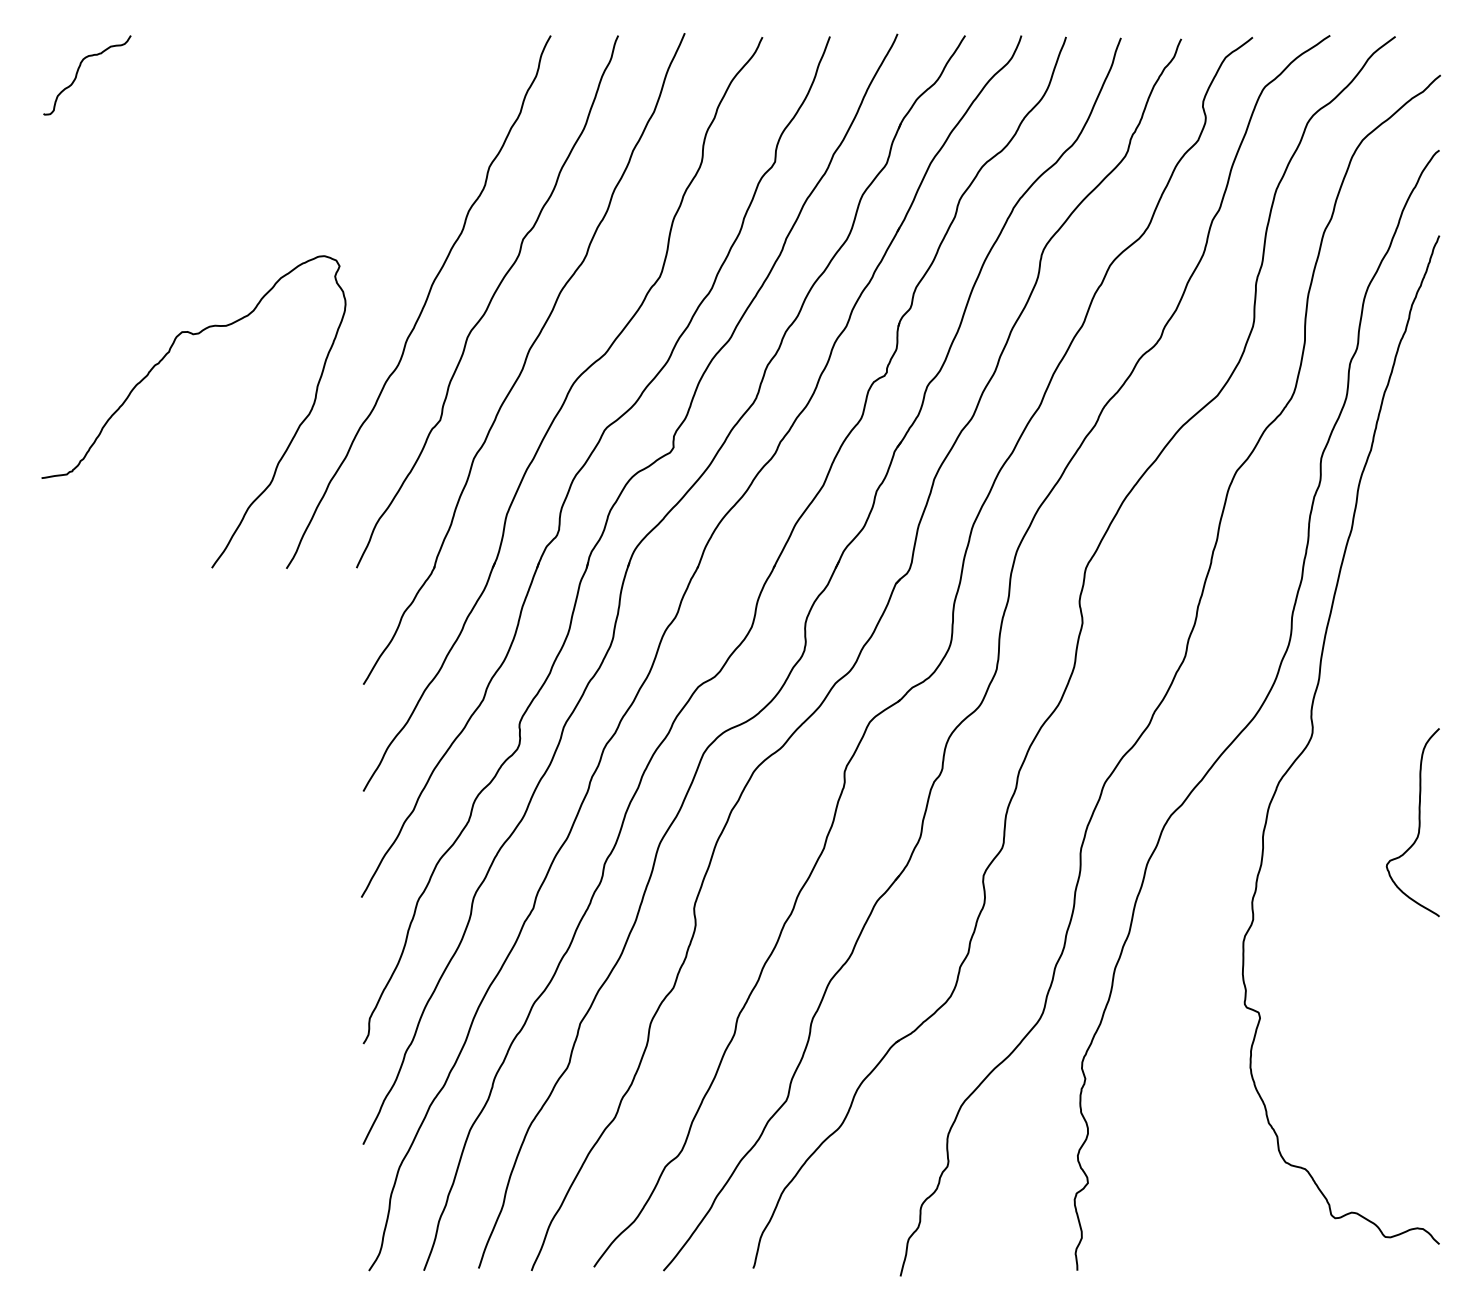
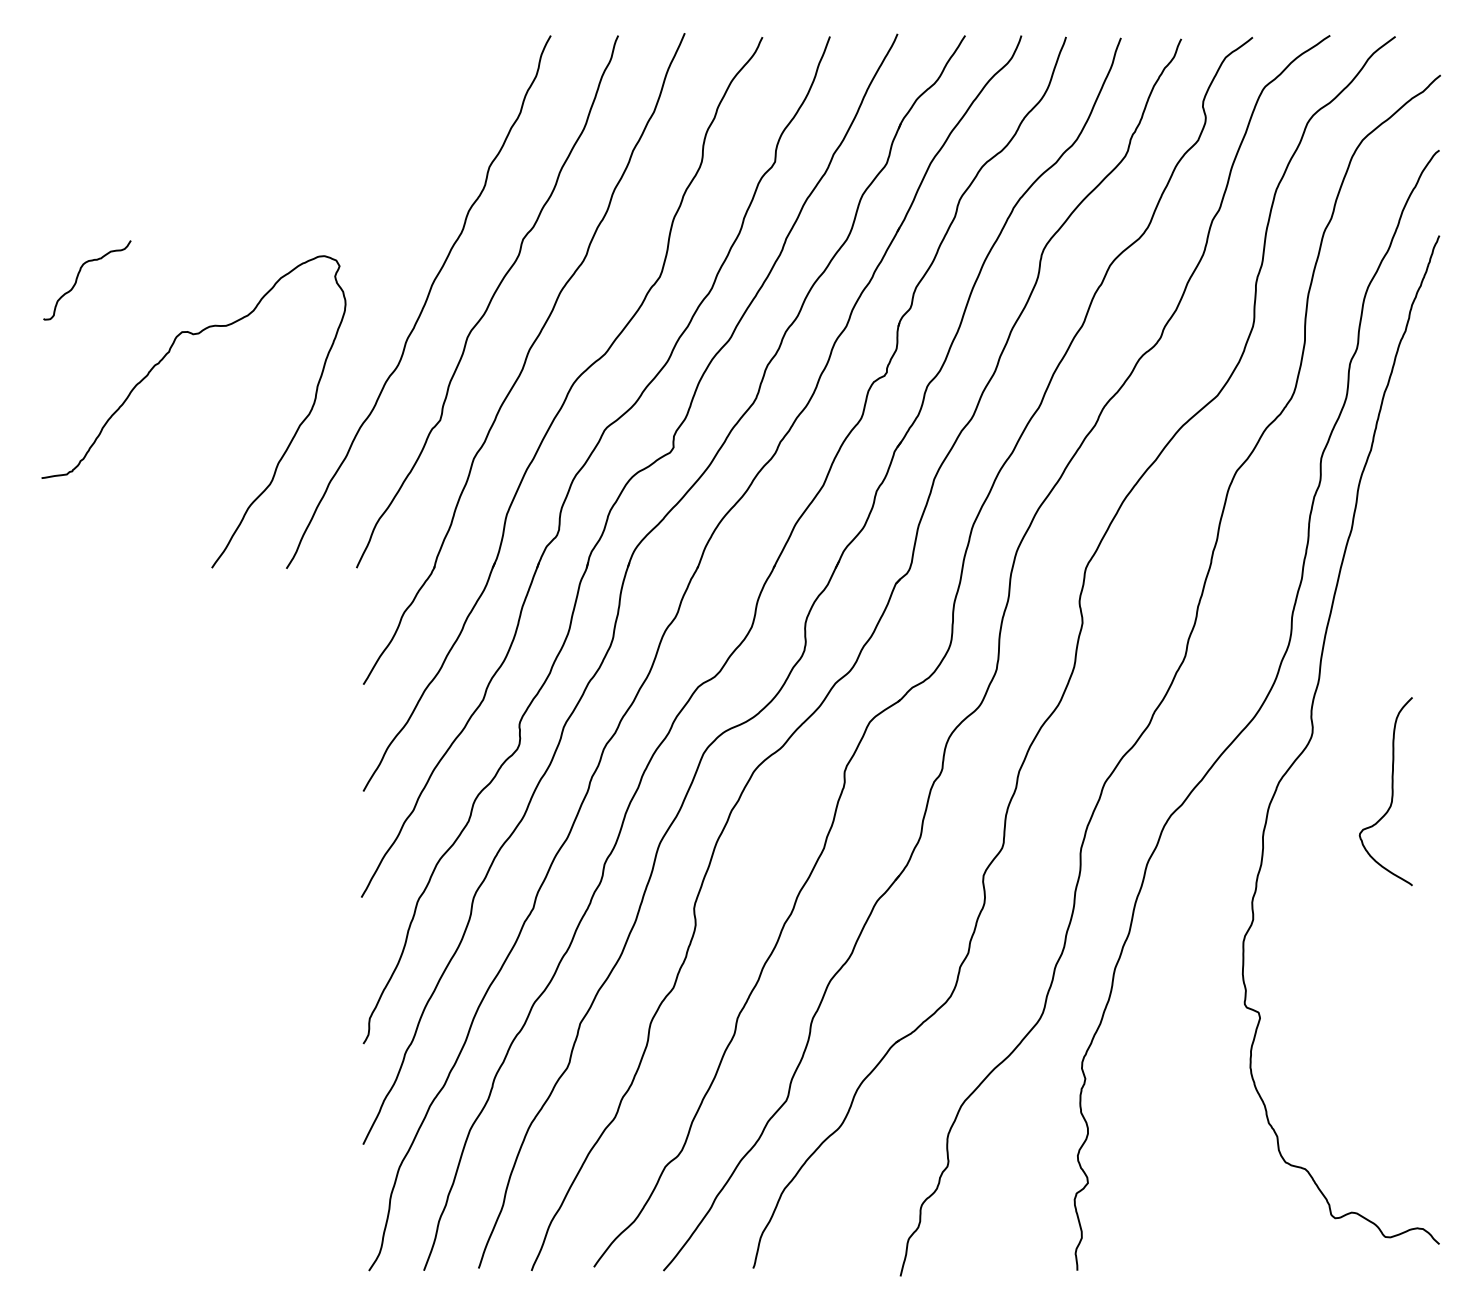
curve position: (78, 72) -> (78, 277) (78, 277)
curve position: (1418, 822) -> (1391, 791) (1391, 791)
